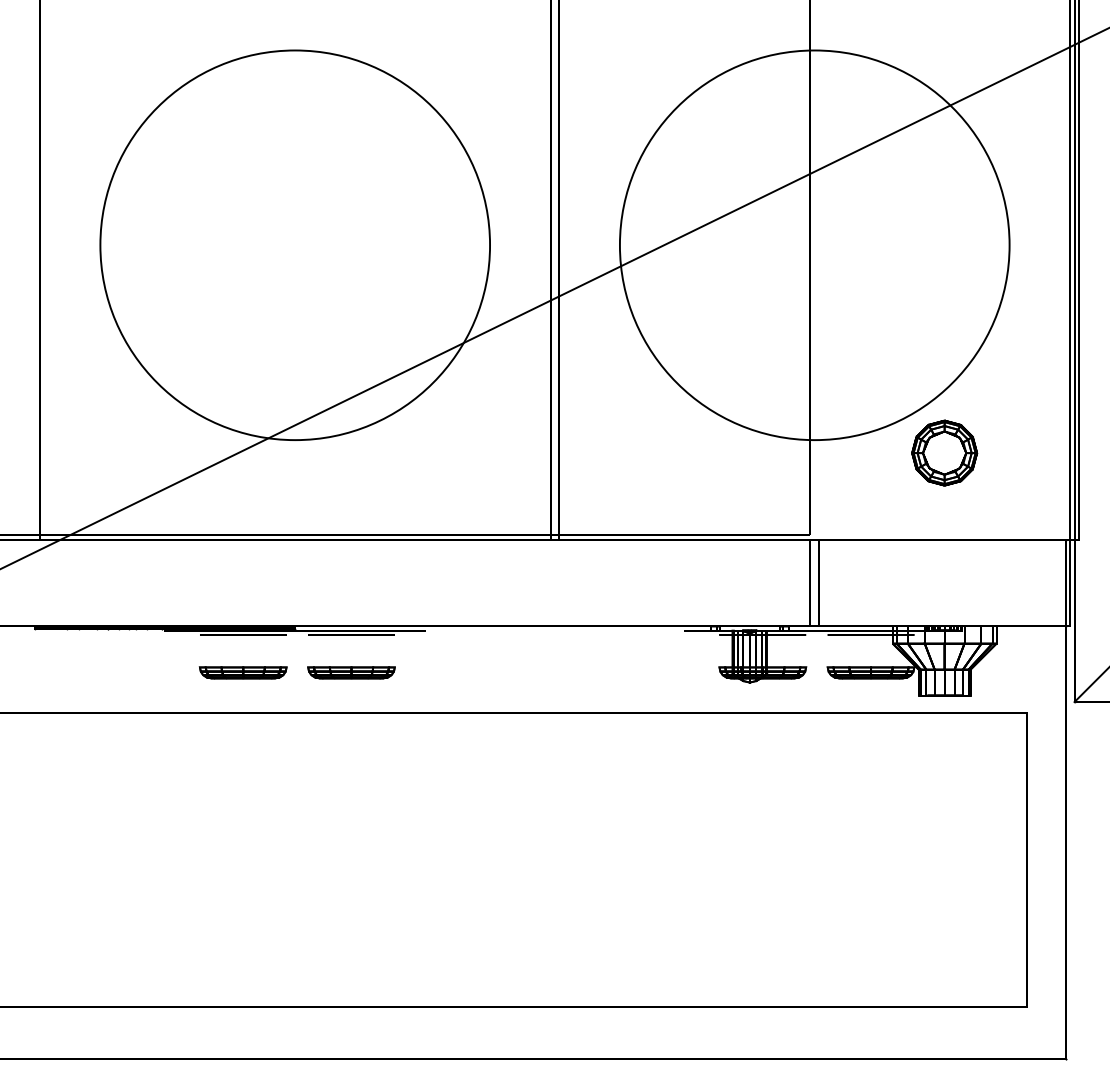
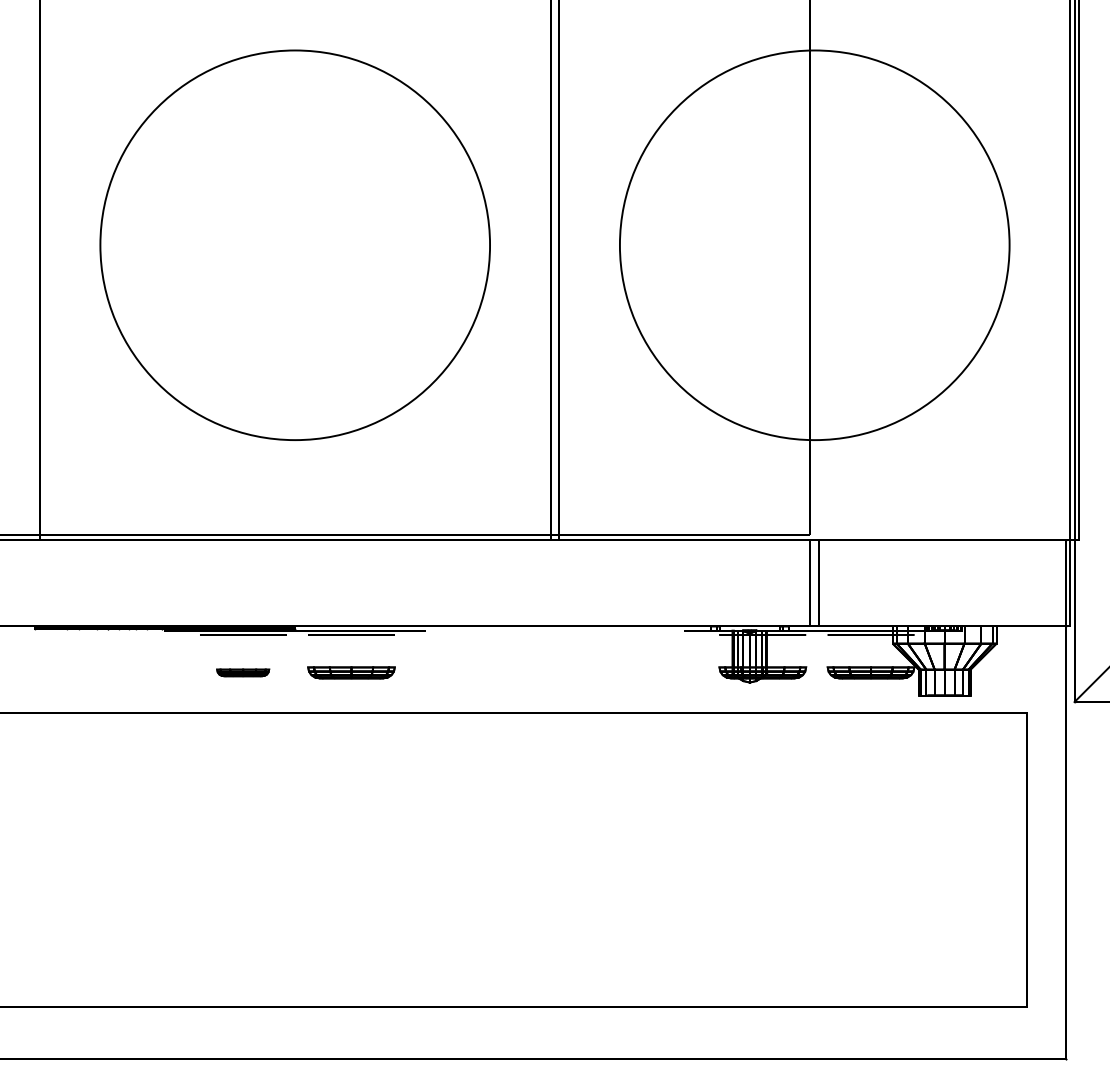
line: present -> none (554, 298)
part: present -> none (944, 452)
part size: 90x14 px -> 55x10 px (243, 672)
